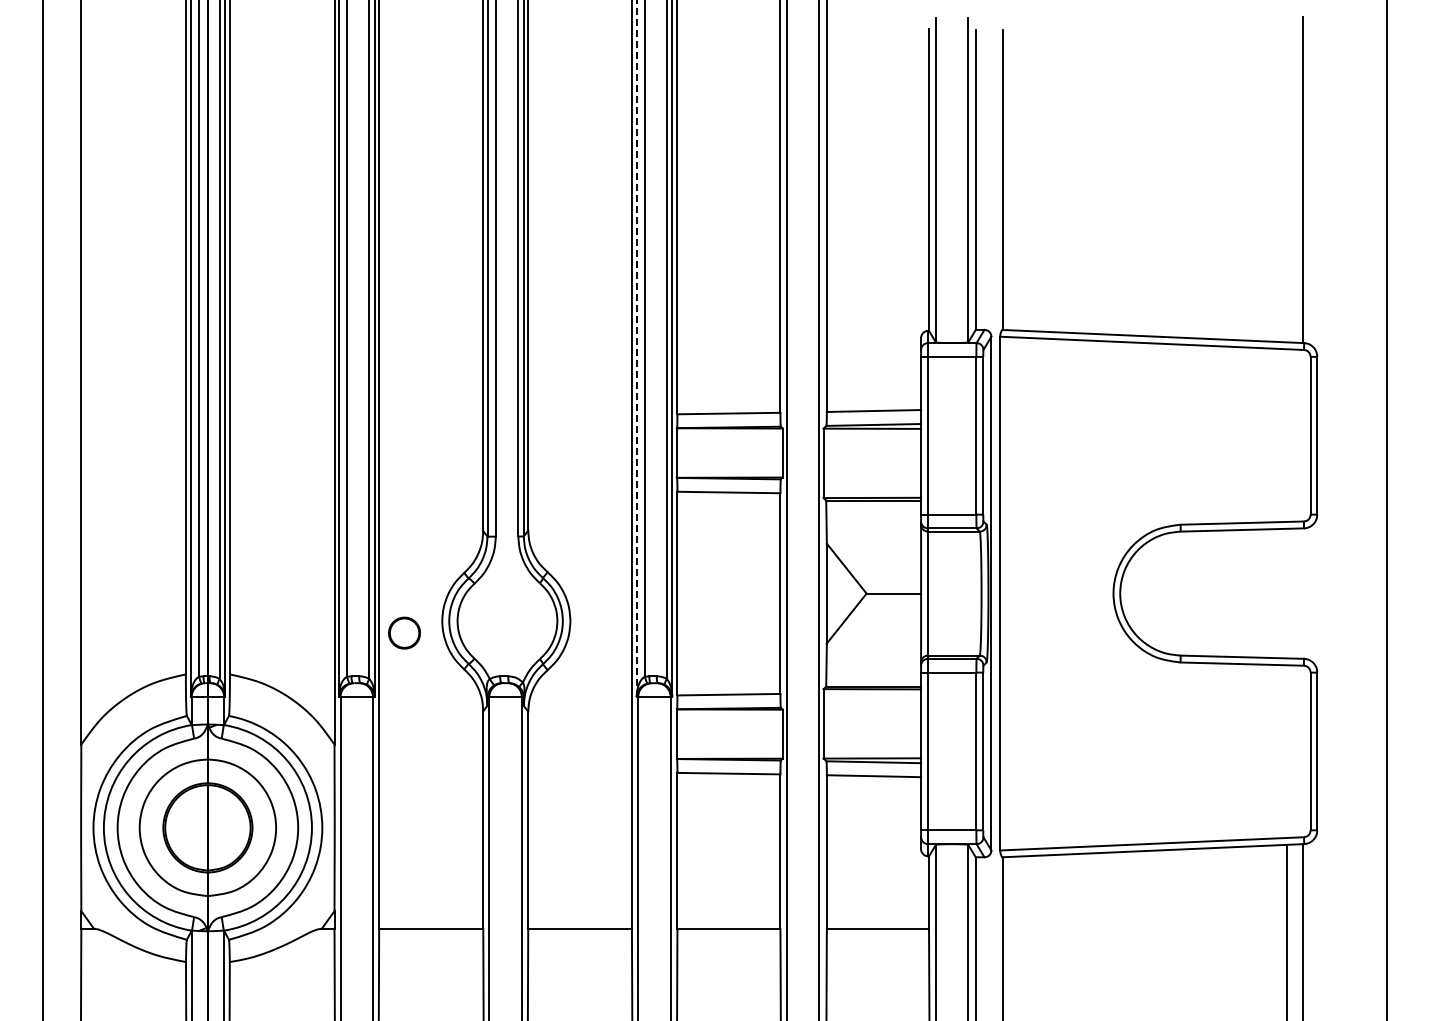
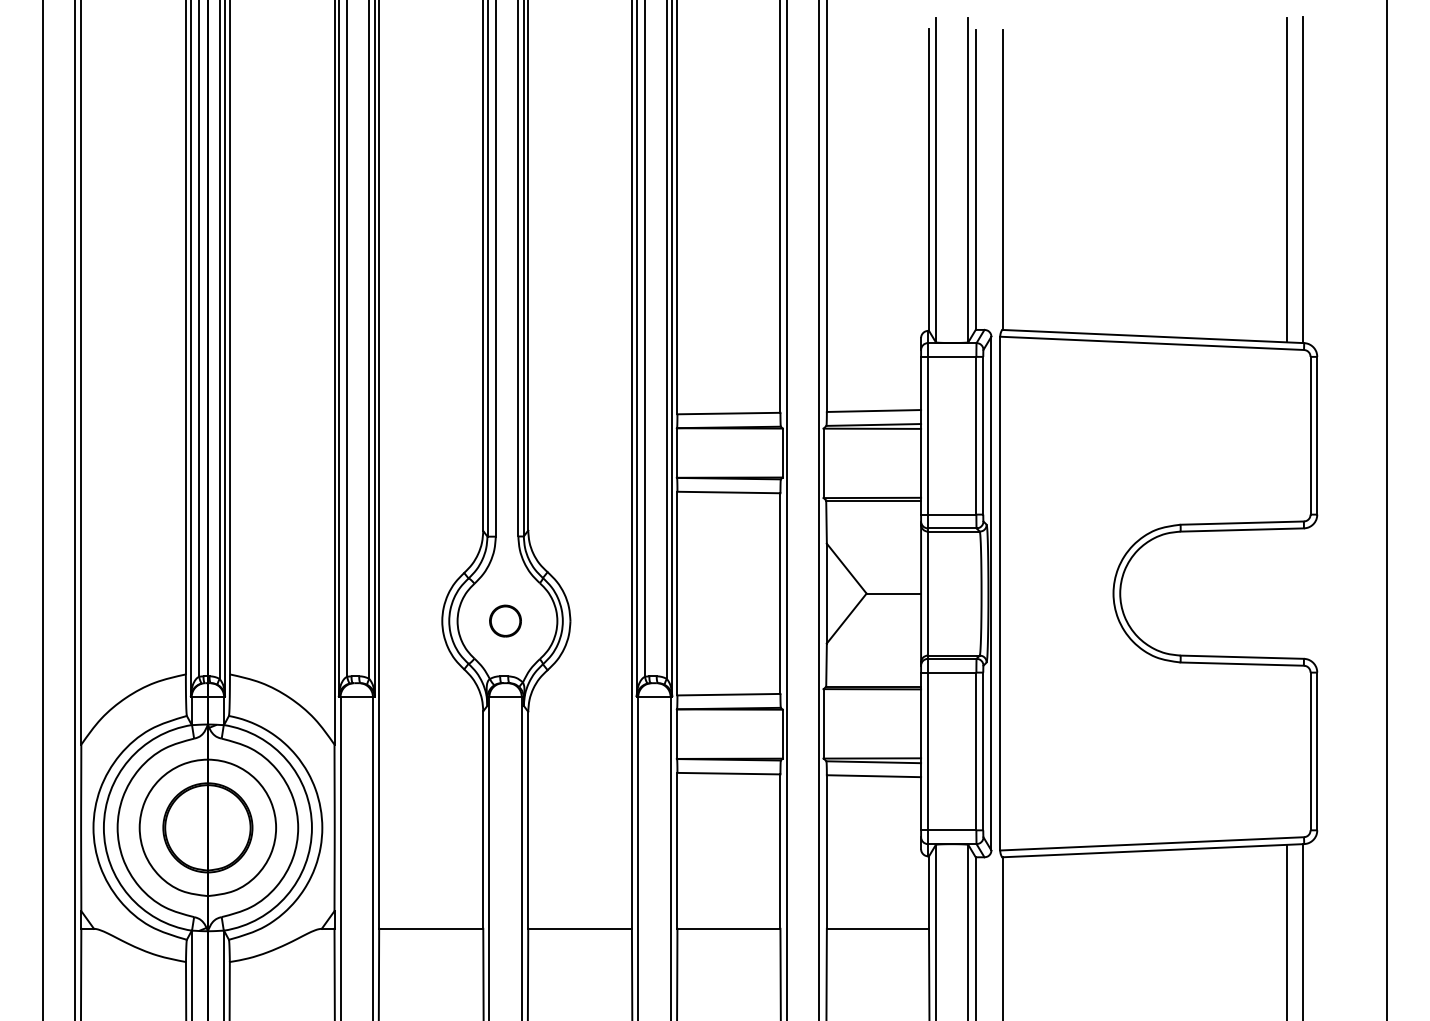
line: none -> present (1286, 180)
line: dashed -> solid (636, 348)
line: none -> present (75, 509)
part position: (404, 632) -> (505, 620) (505, 620)
